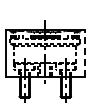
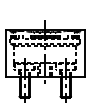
line: dashed -> solid (84, 52)
